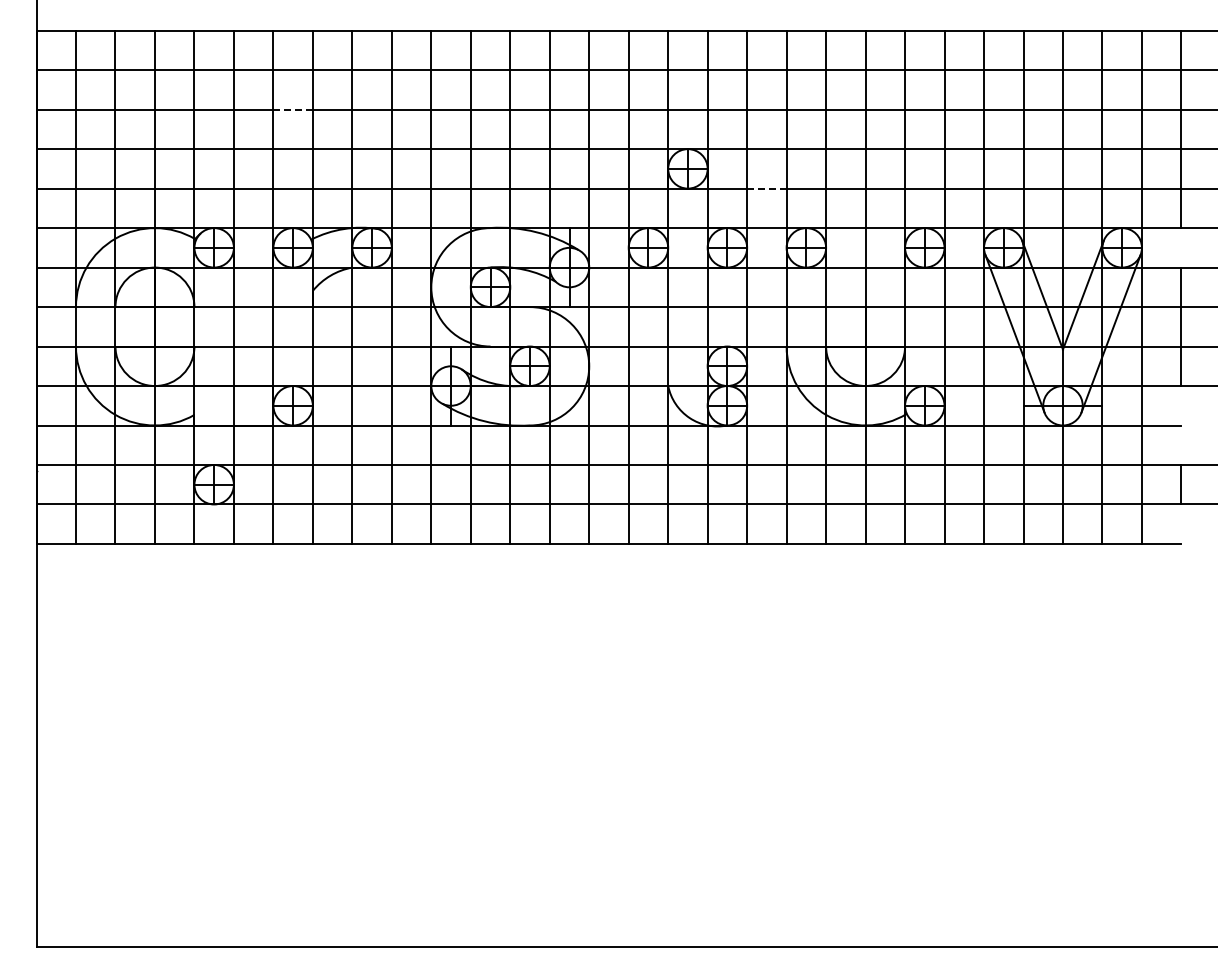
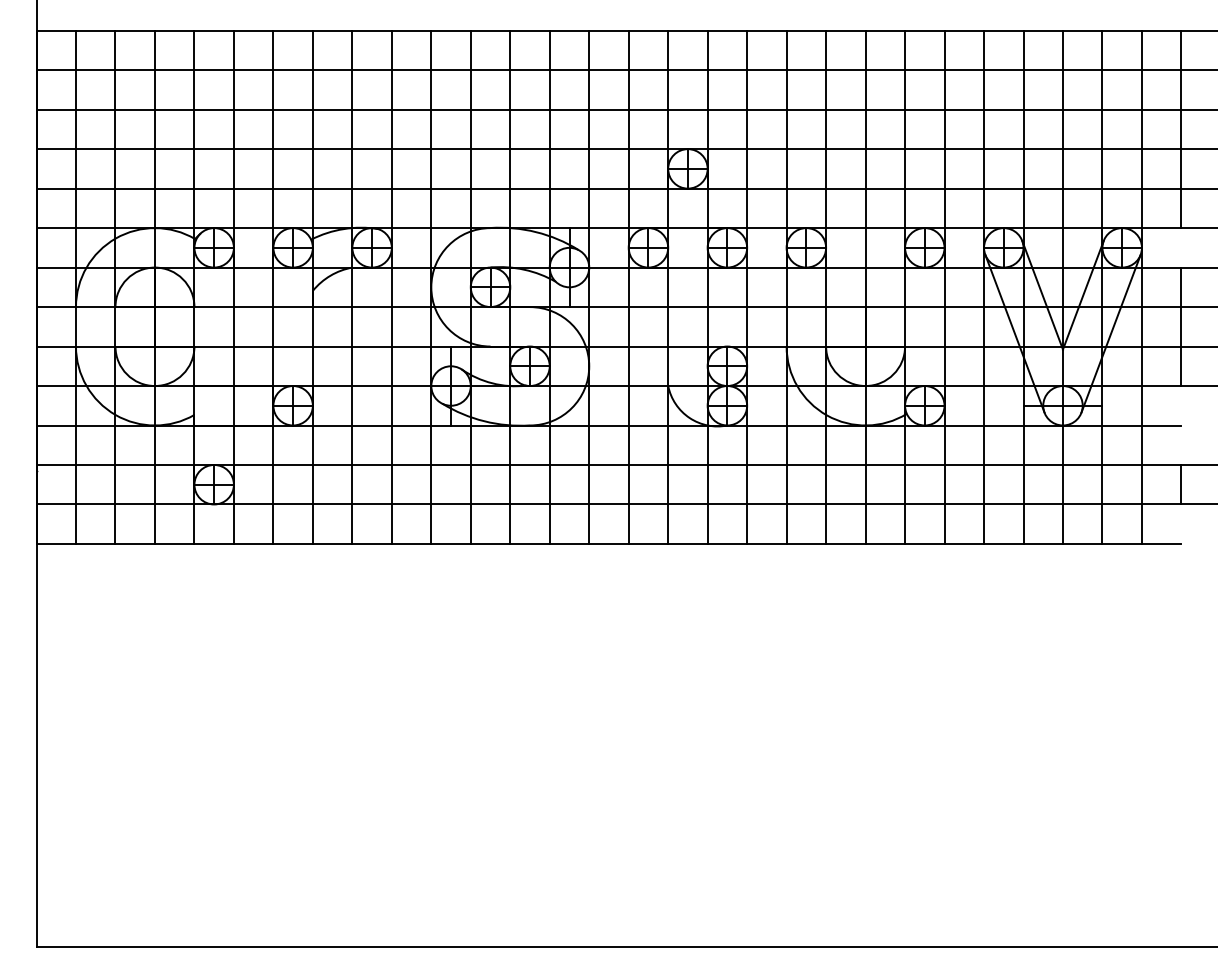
line: dashed -> solid (293, 109)
line: dashed -> solid (766, 188)
